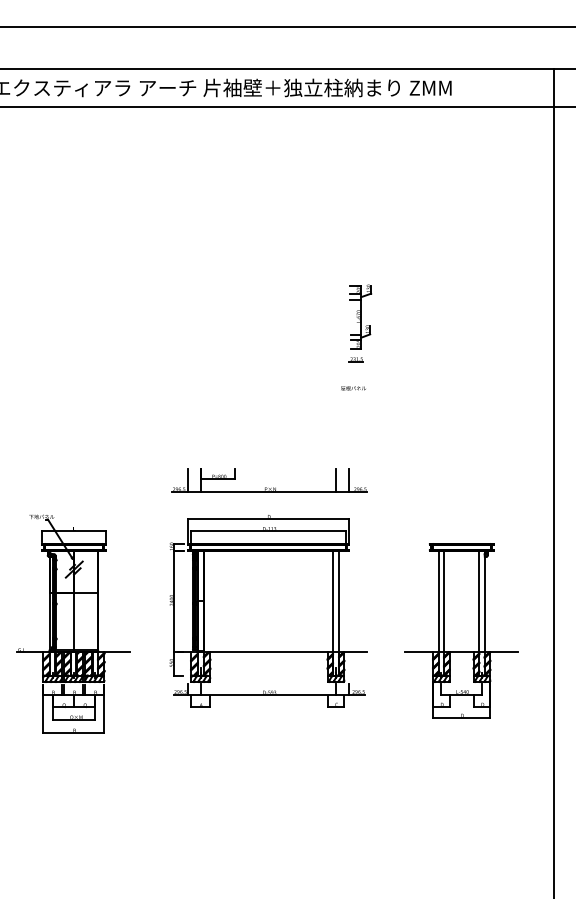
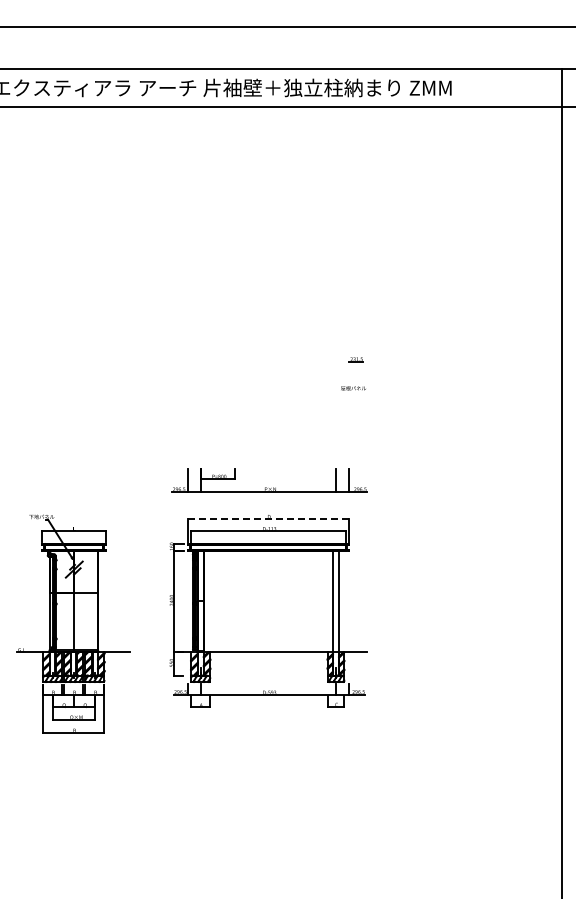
part: present -> none (360, 316)
line position: (553, 482) -> (561, 482) (561, 482)
line: solid -> dashed (268, 518)
part: present -> none (461, 630)
